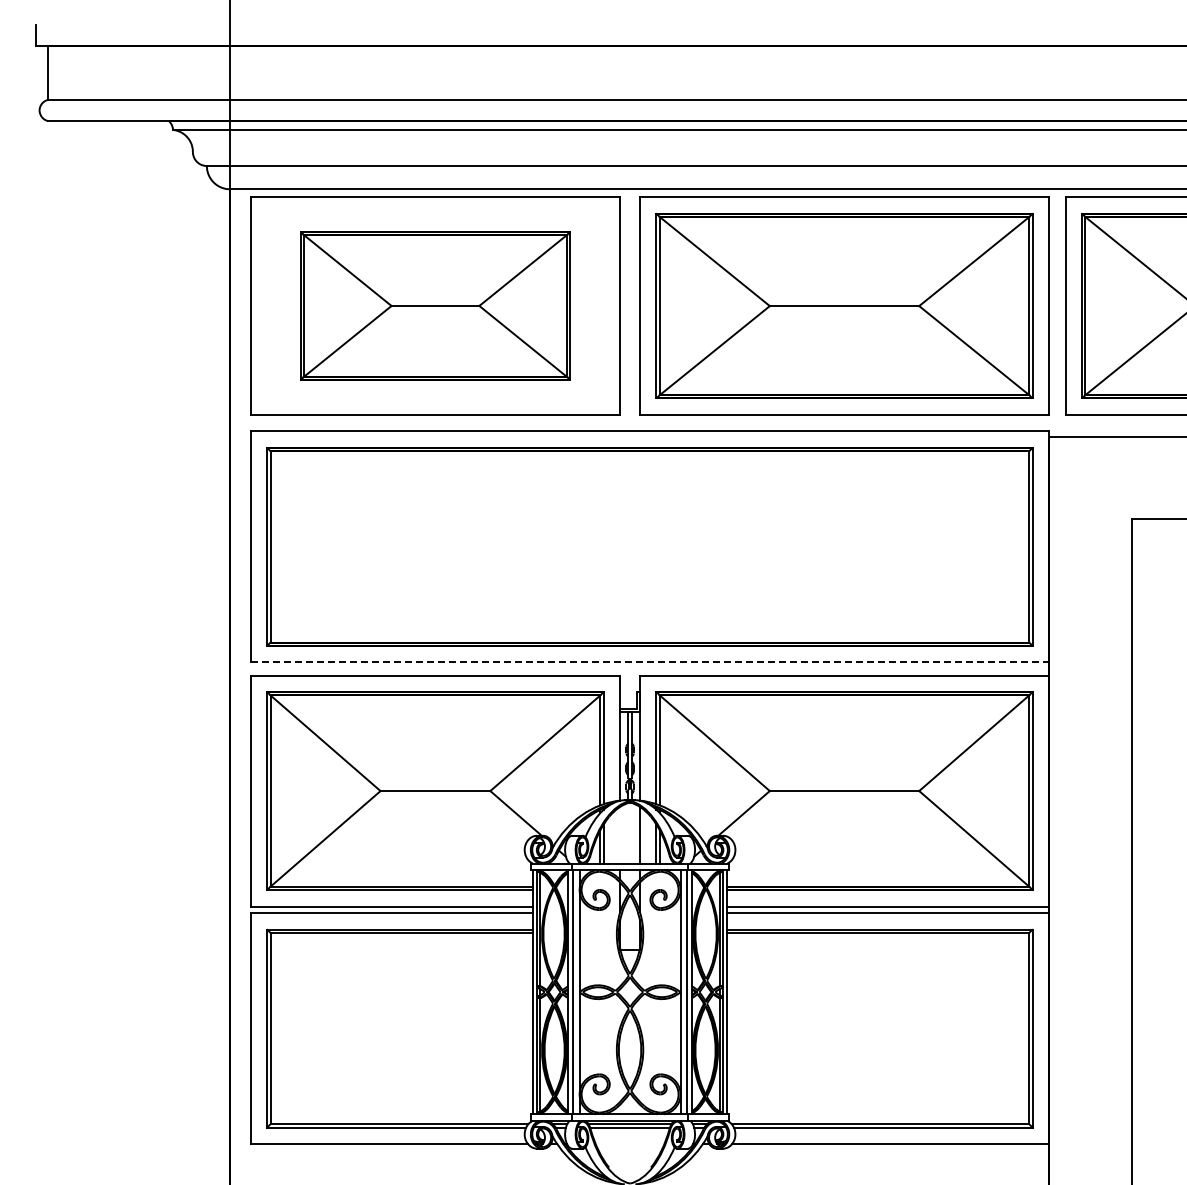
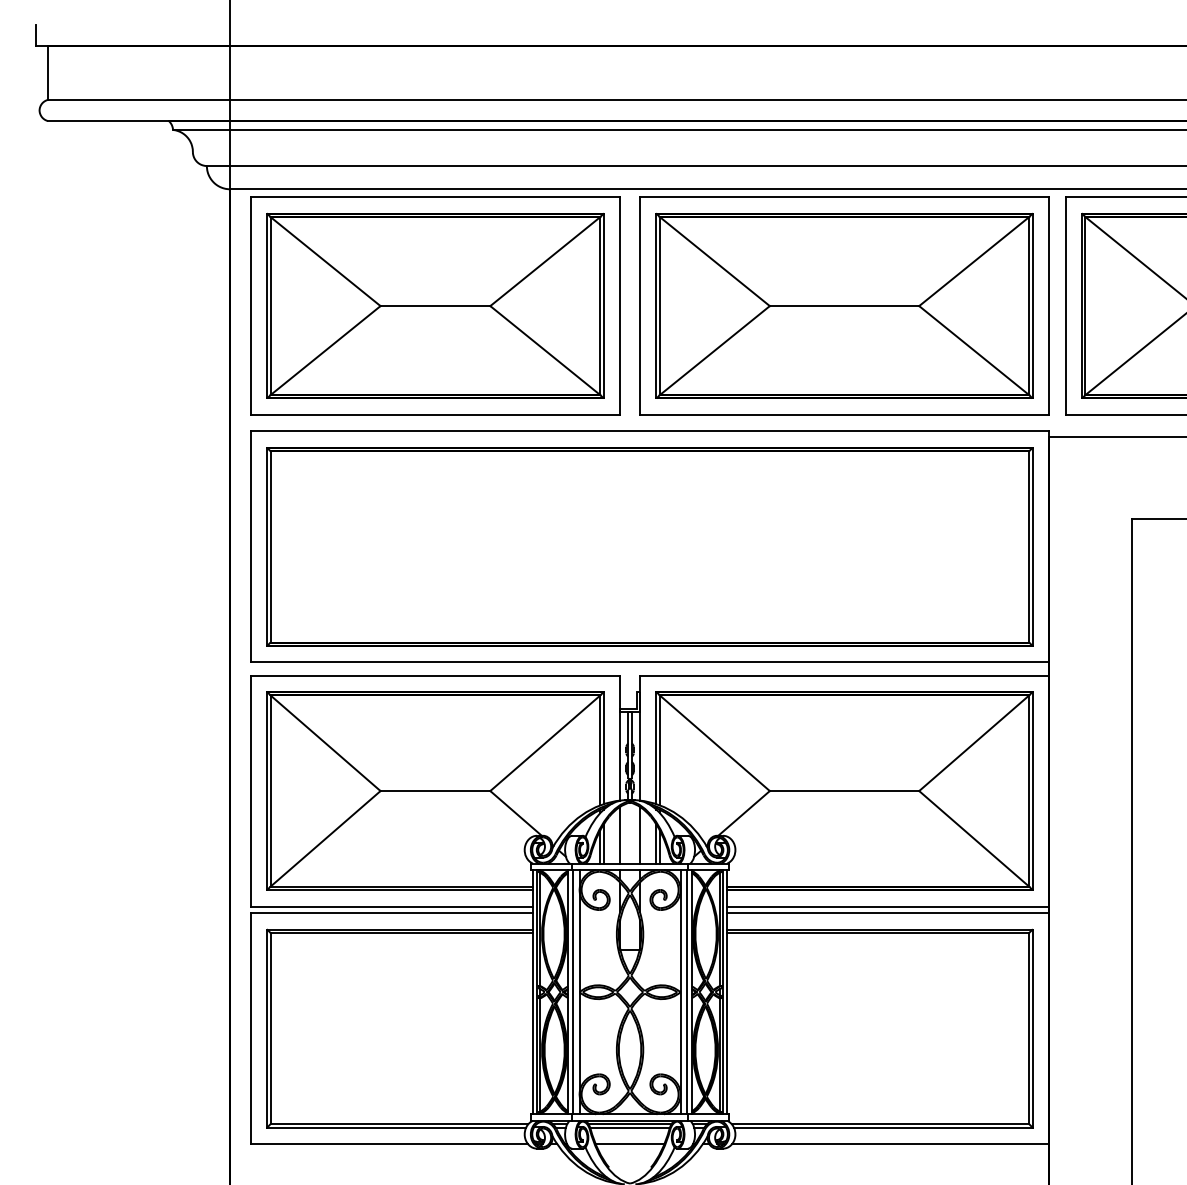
part size: 271x150 px -> 339x187 px (435, 305)
line: dashed -> solid (650, 662)
line: none -> present (620, 834)
line: none -> present (629, 1144)
